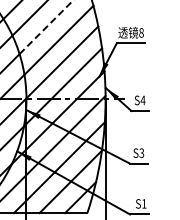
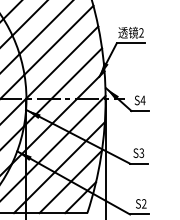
line: dashed -> solid (46, 26)
text: 8 -> 2 (141, 32)
text: S1 -> S2 (144, 203)
